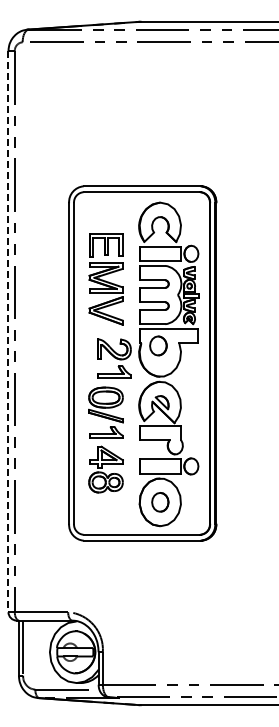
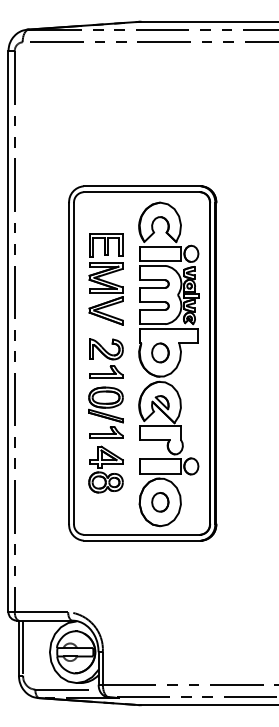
line: dashed -> solid (8, 332)
part position: (158, 345) -> (160, 352) (160, 352)
part position: (114, 358) -> (106, 358) (106, 358)
